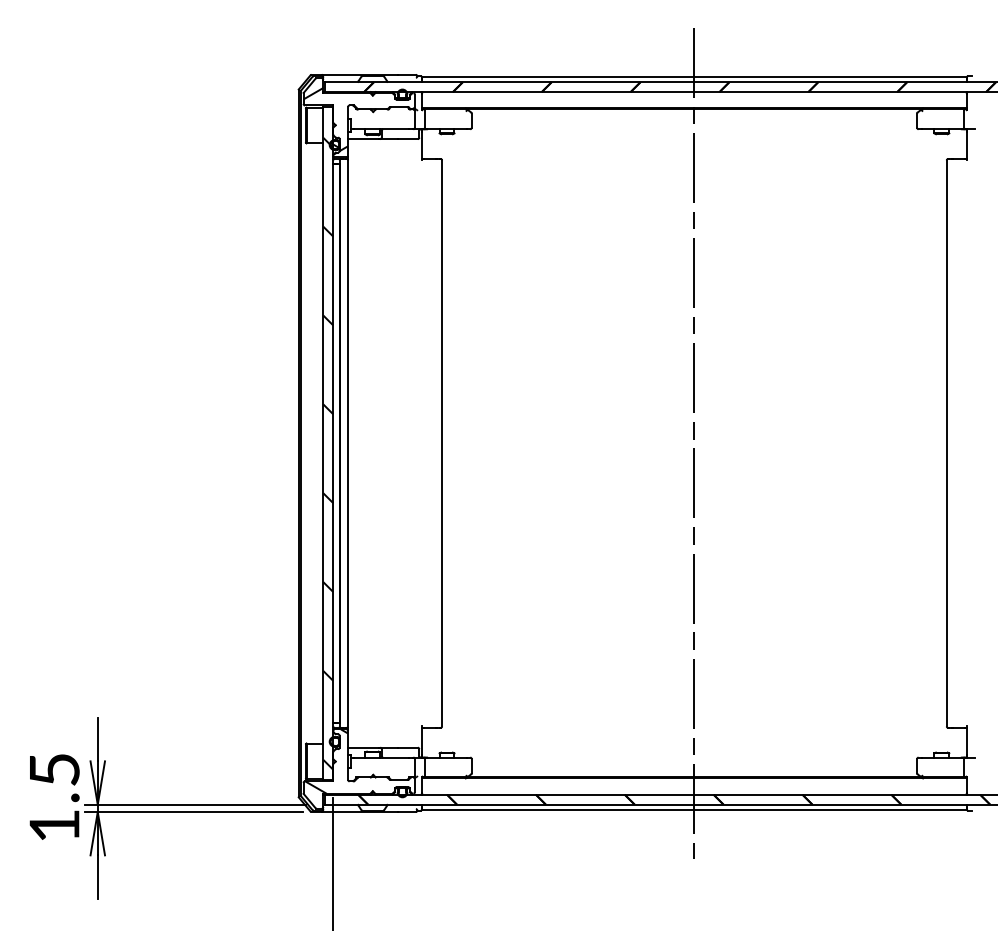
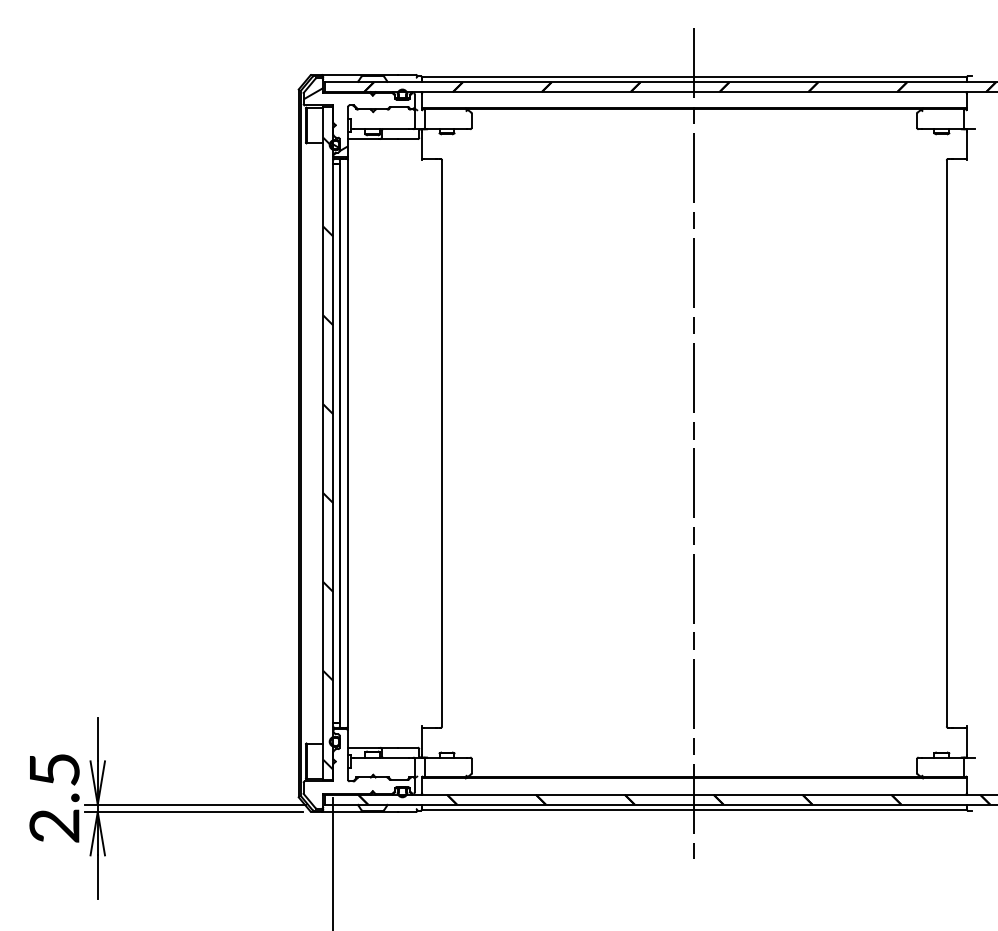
hatch: present -> none (326, 761)
text: 1.5 -> 2.5 (54, 825)
